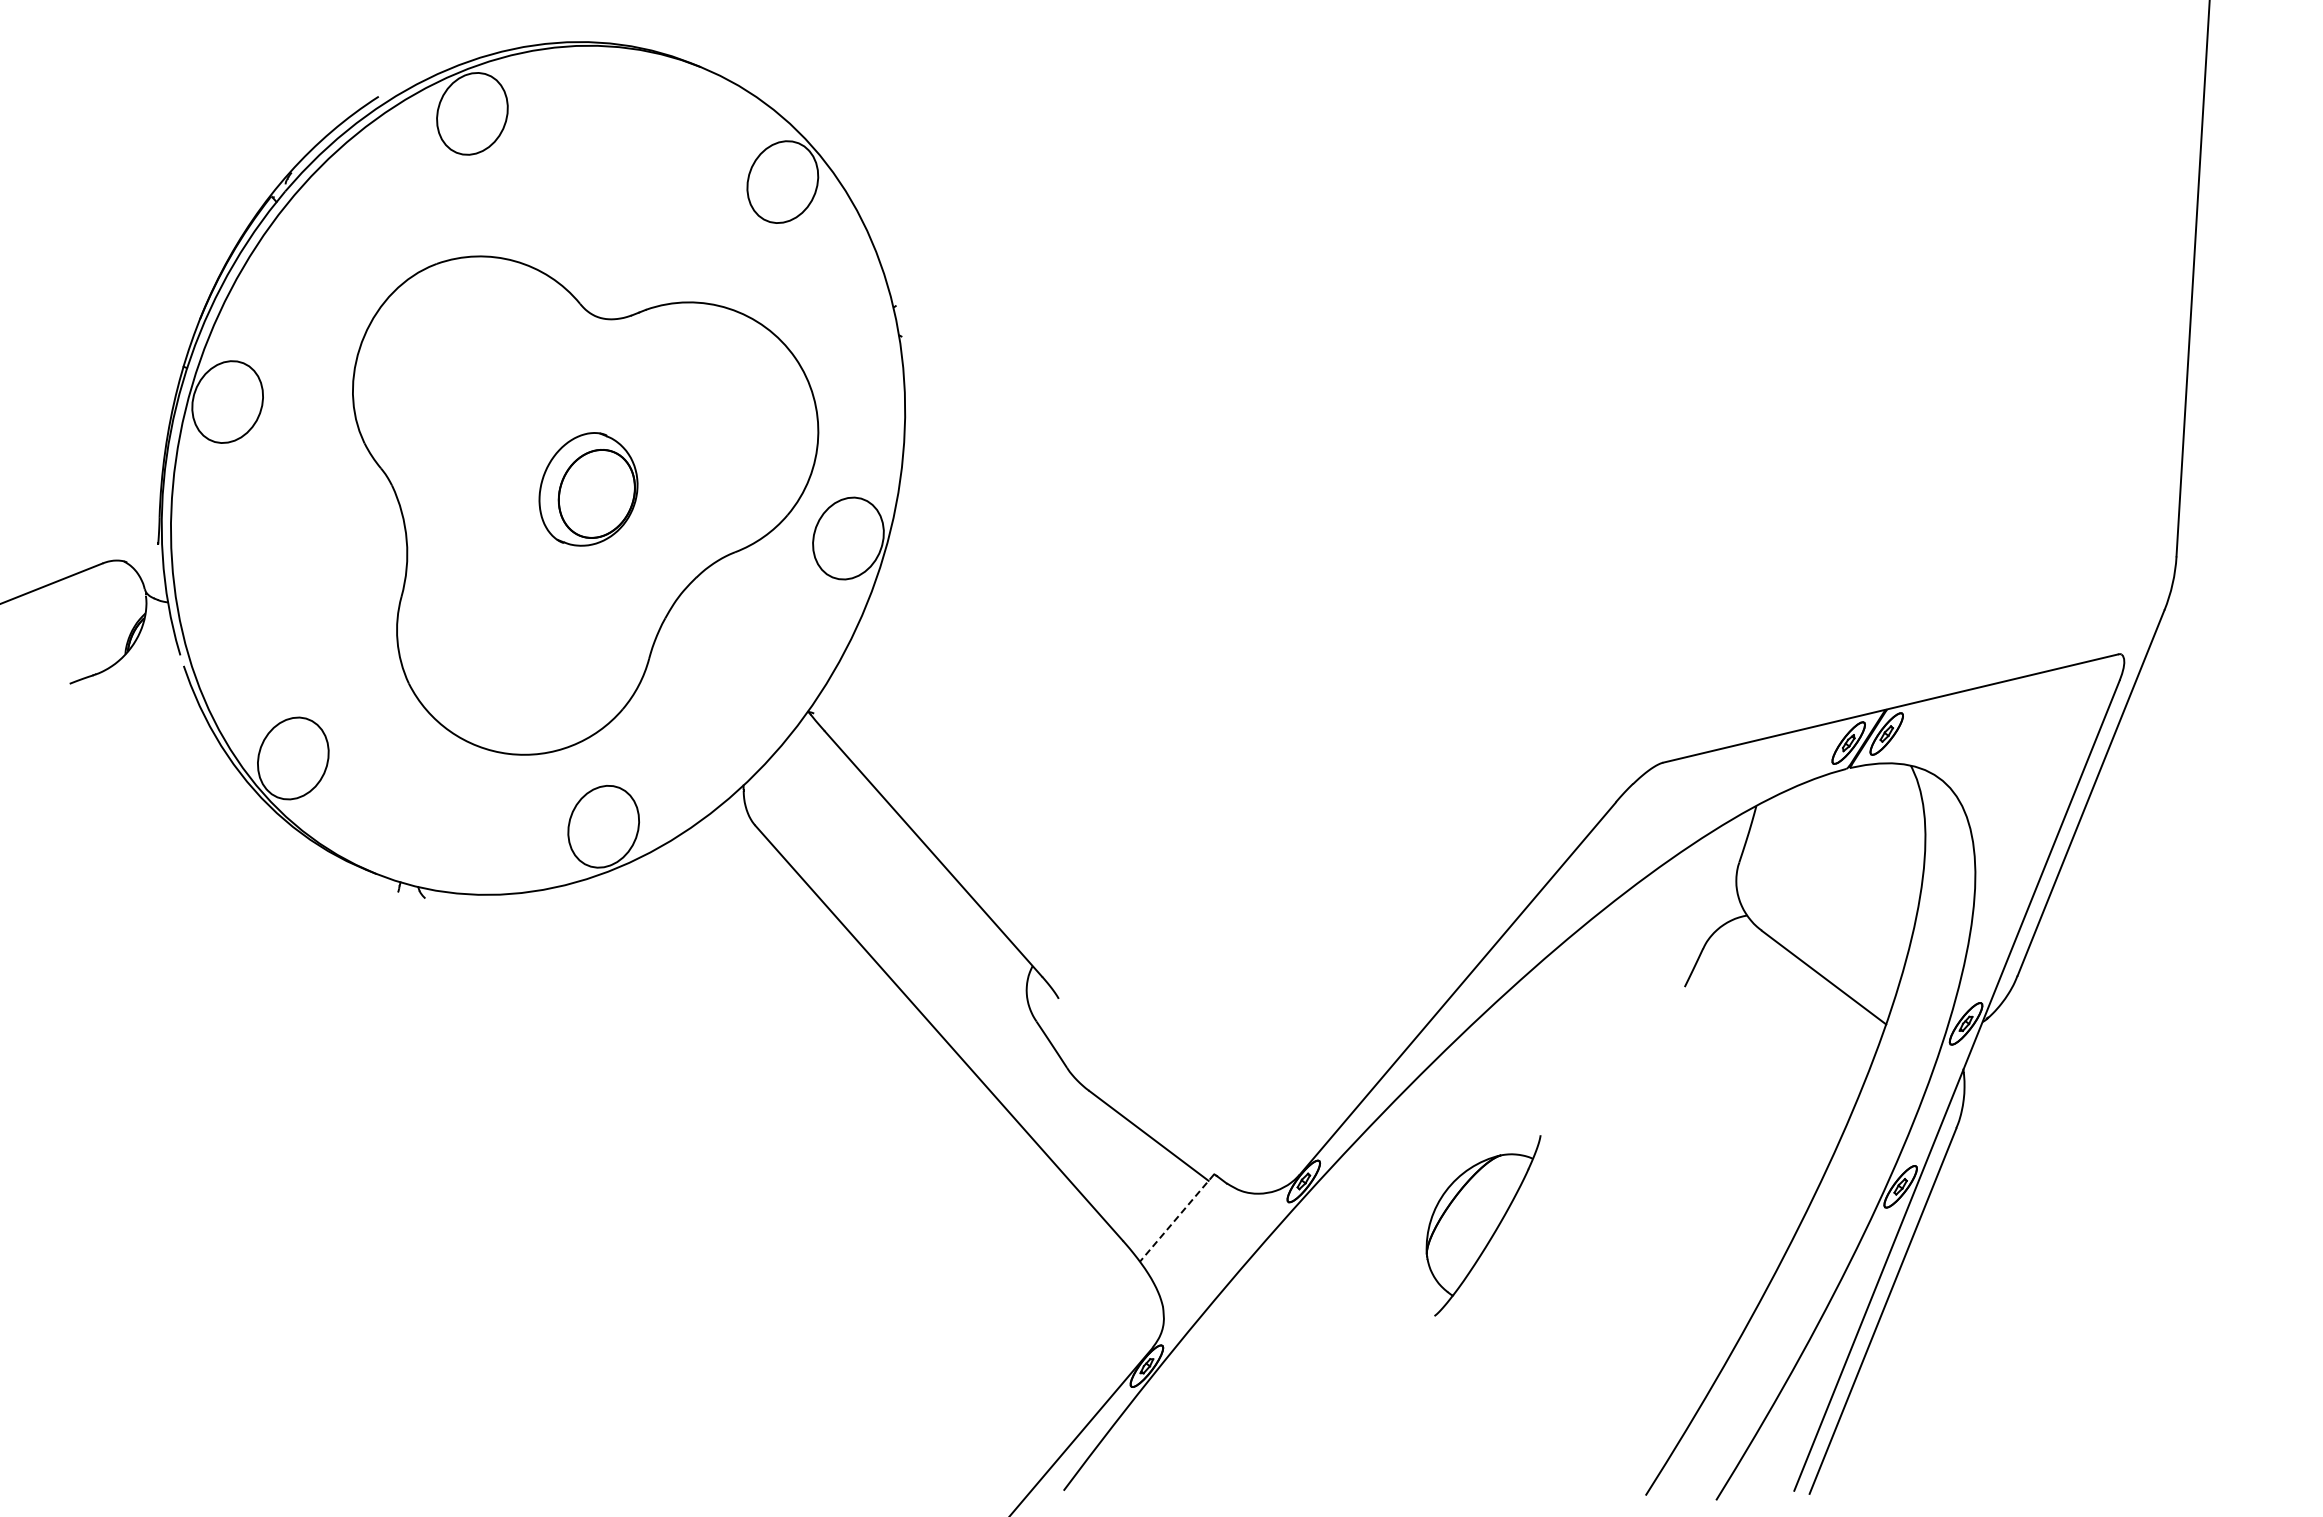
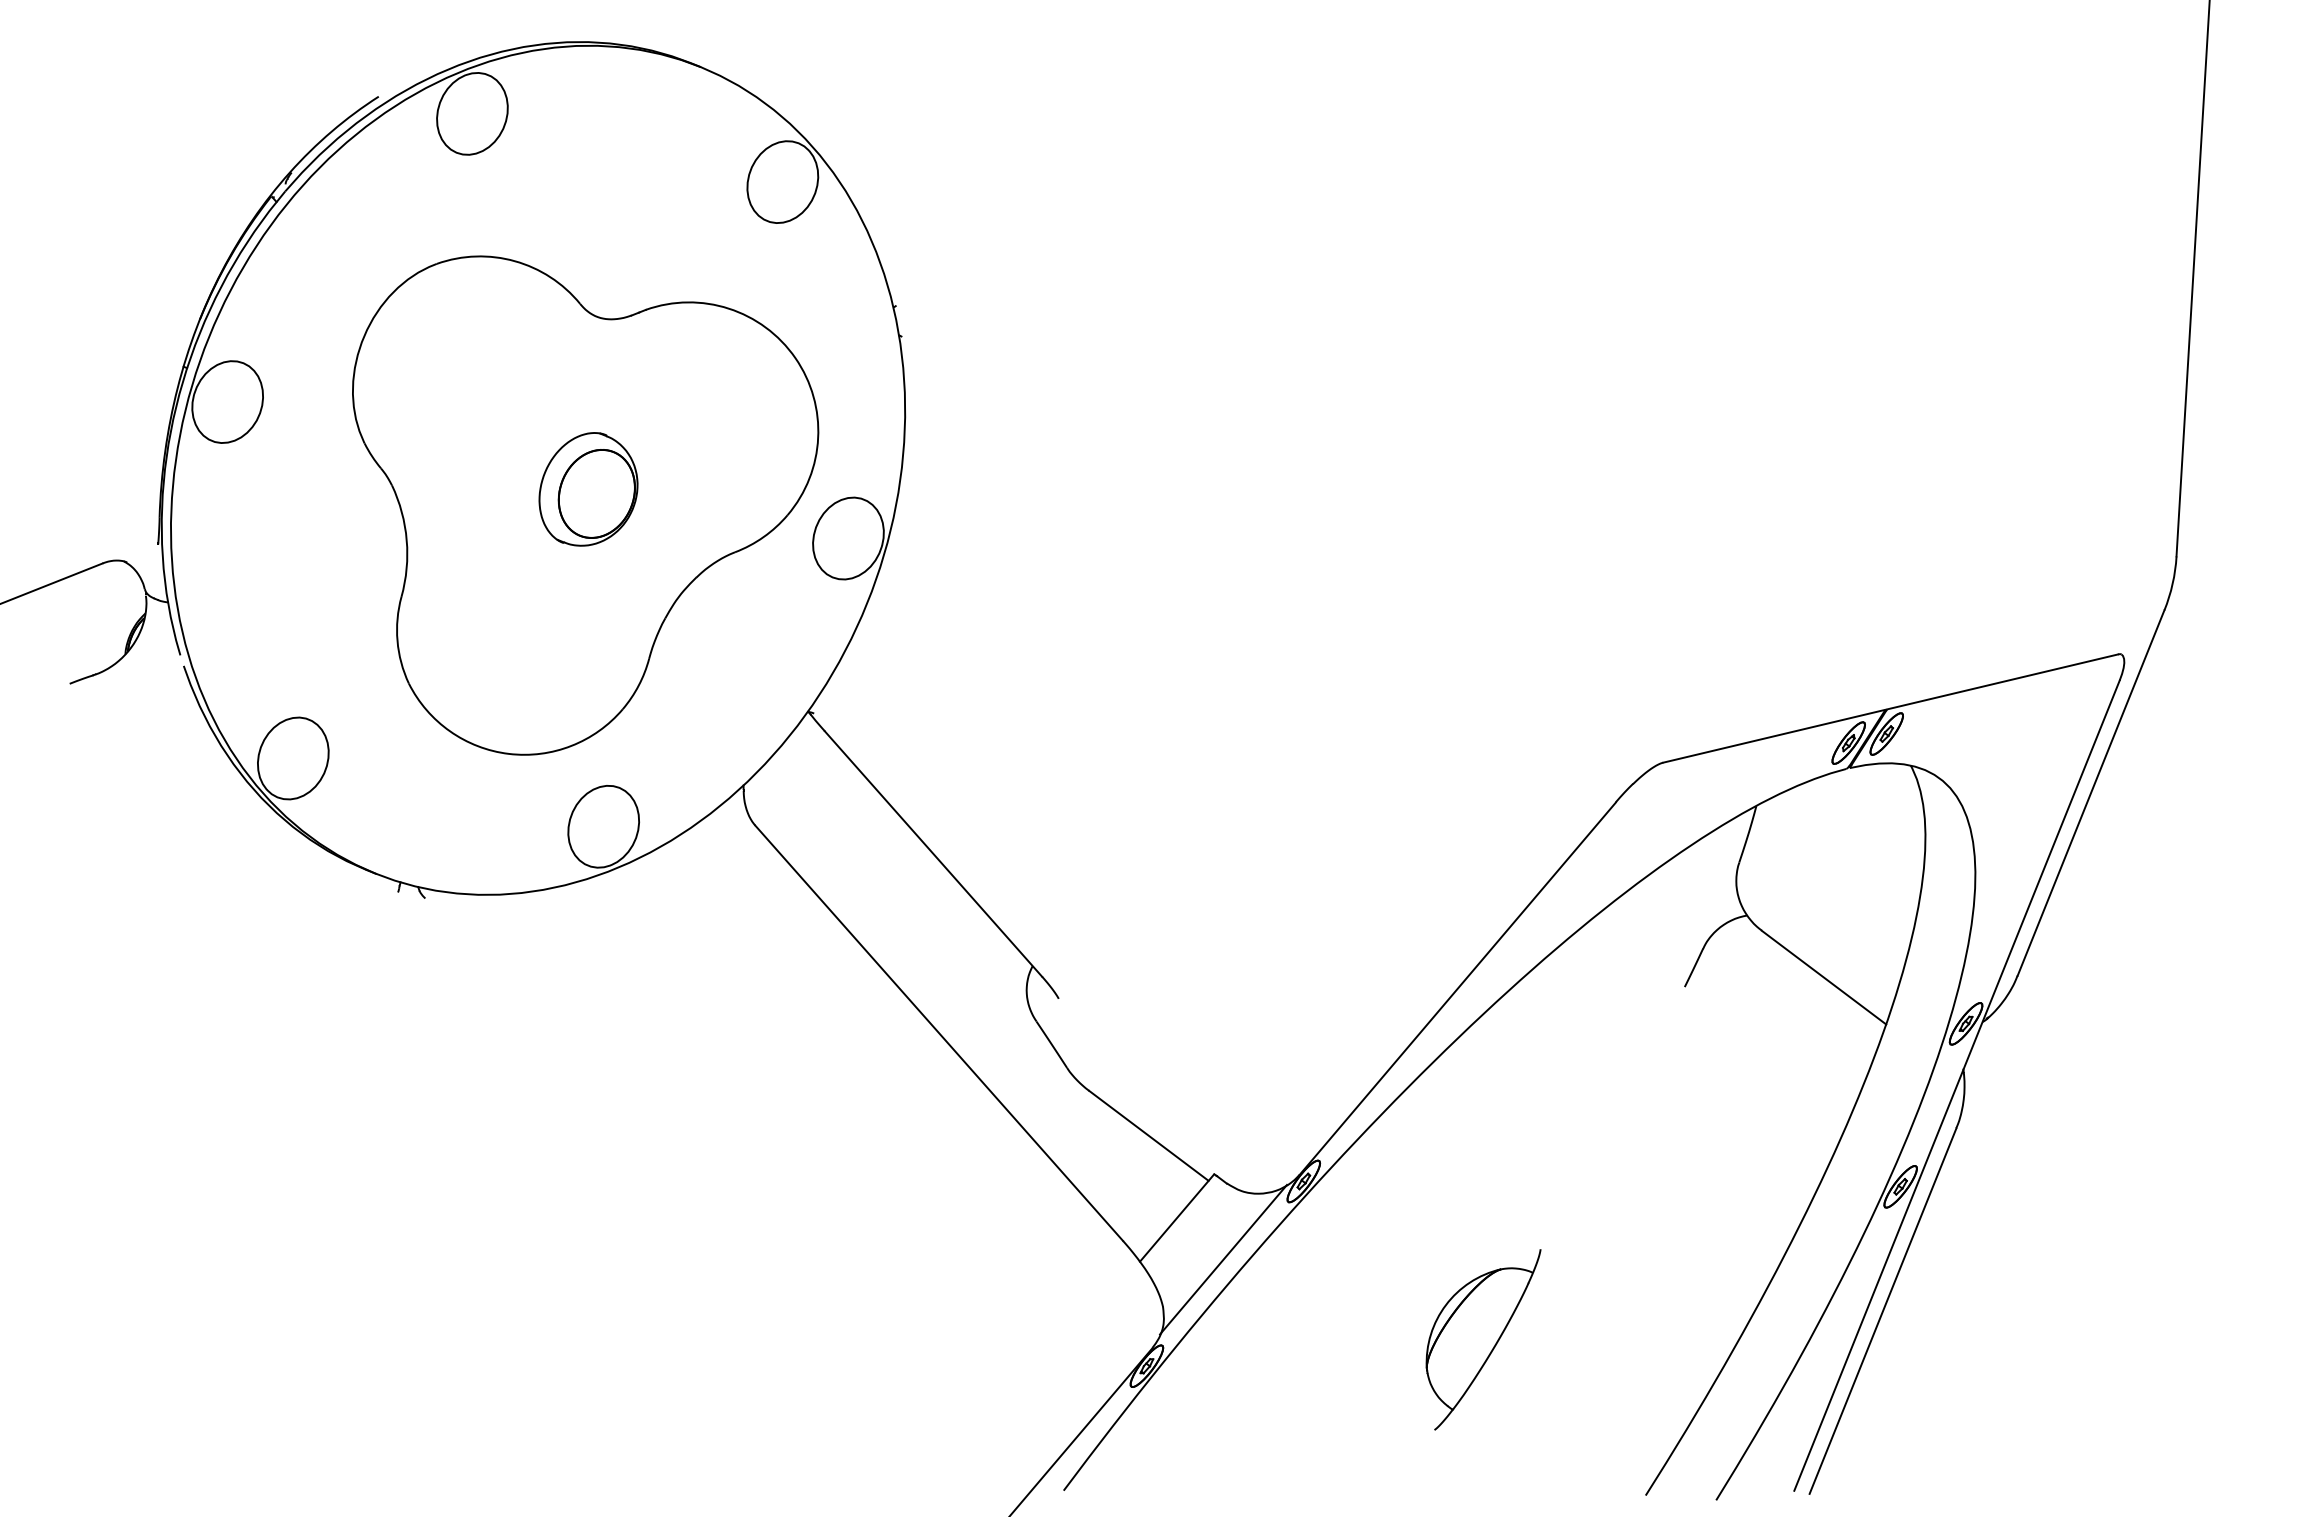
line: dashed -> solid (1176, 1218)
part position: (1483, 1225) -> (1483, 1339) (1483, 1339)
line: none -> present (1223, 1259)
